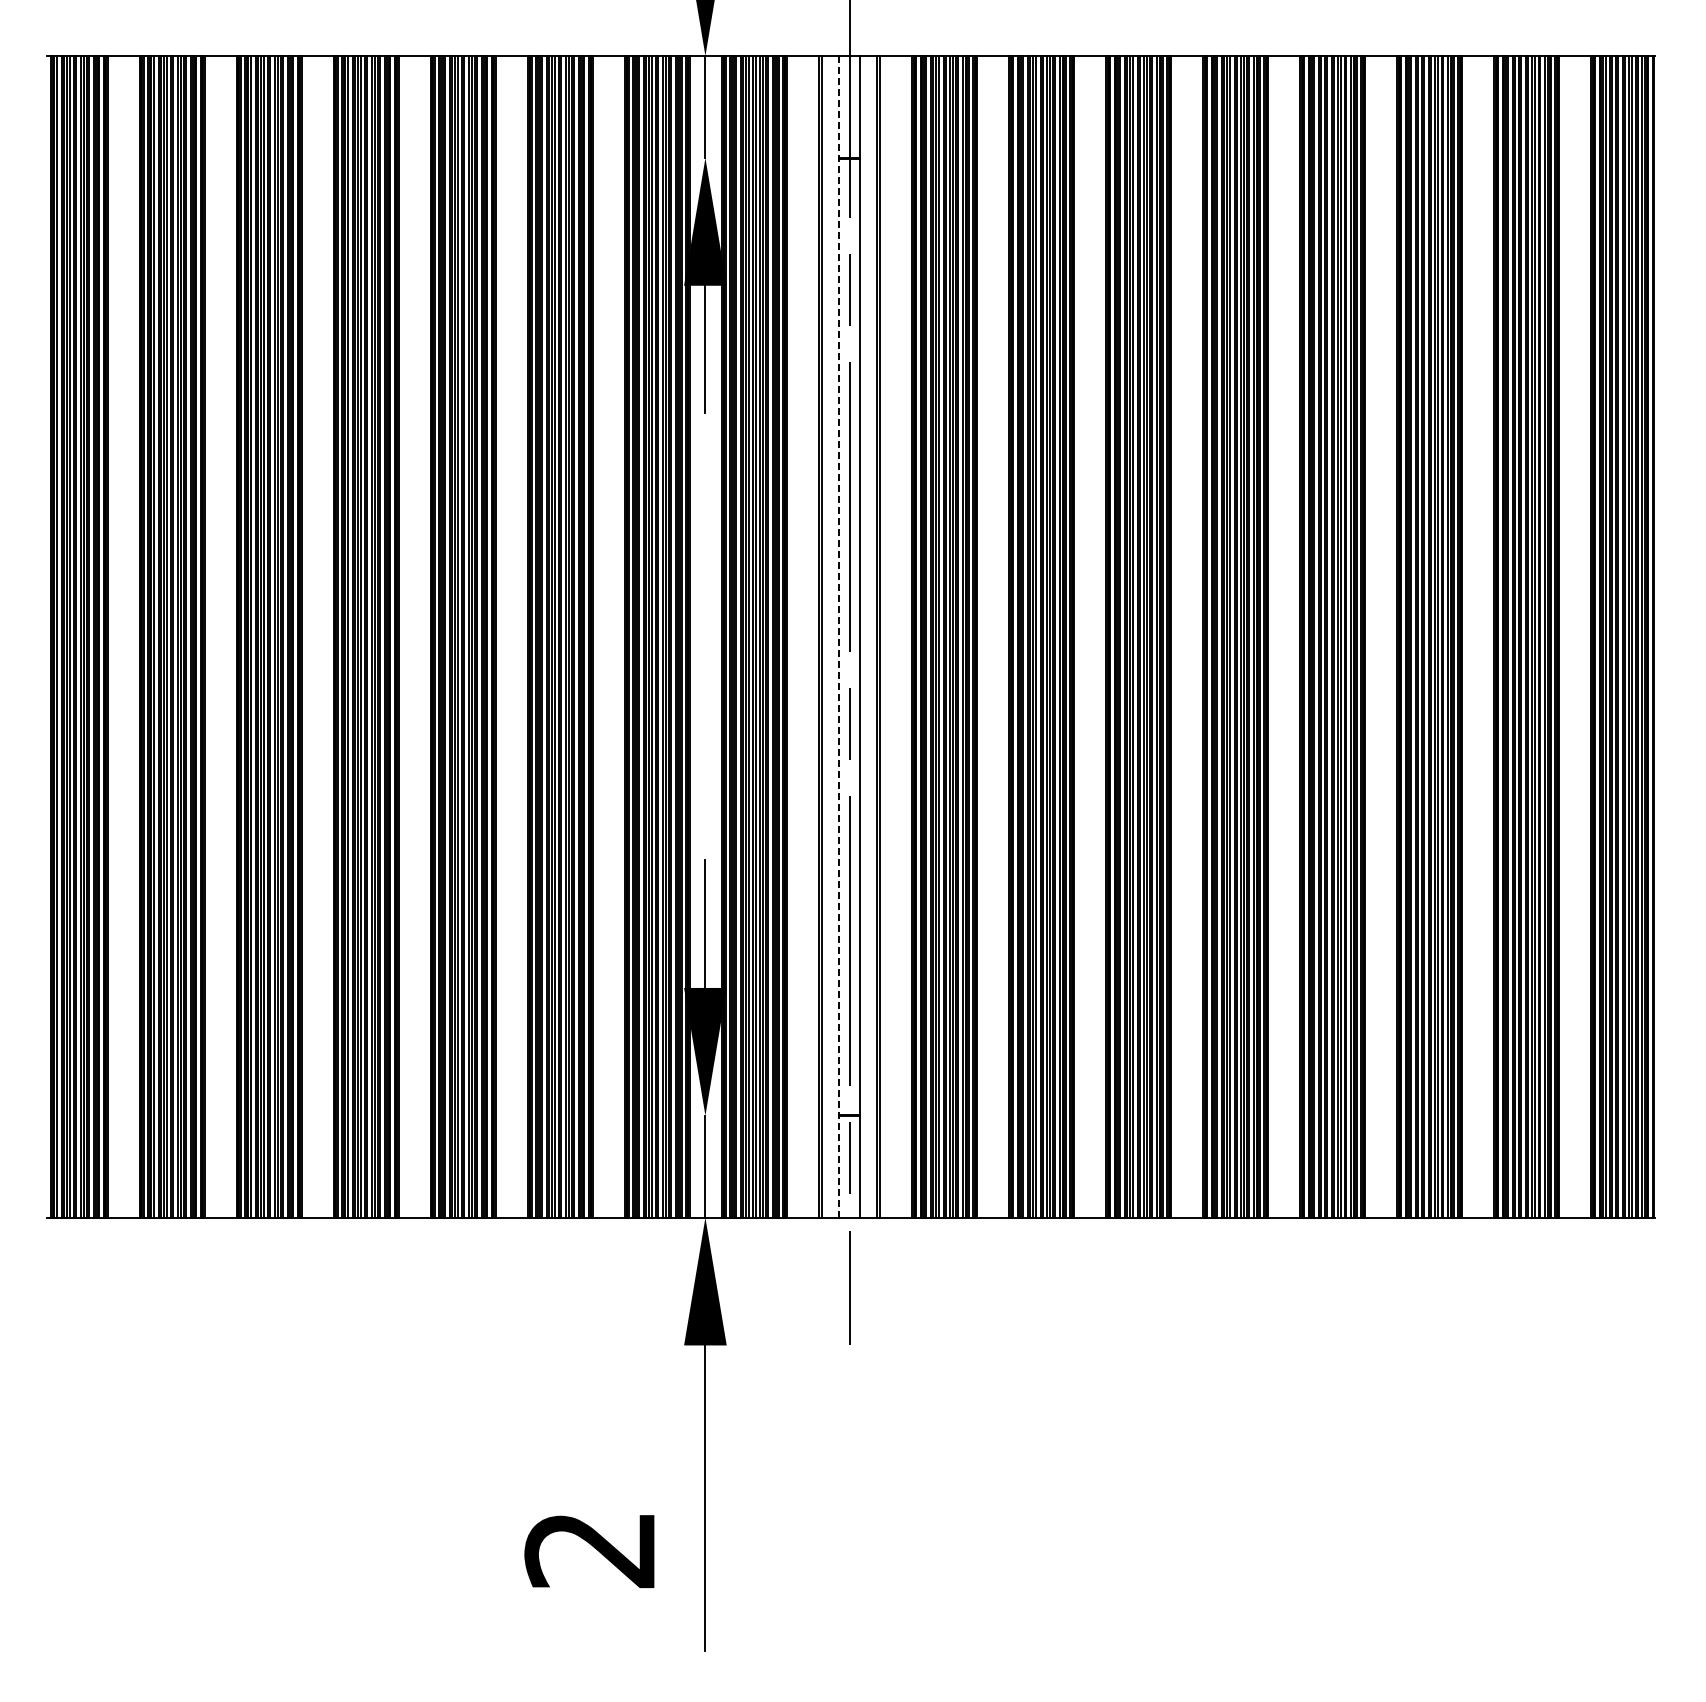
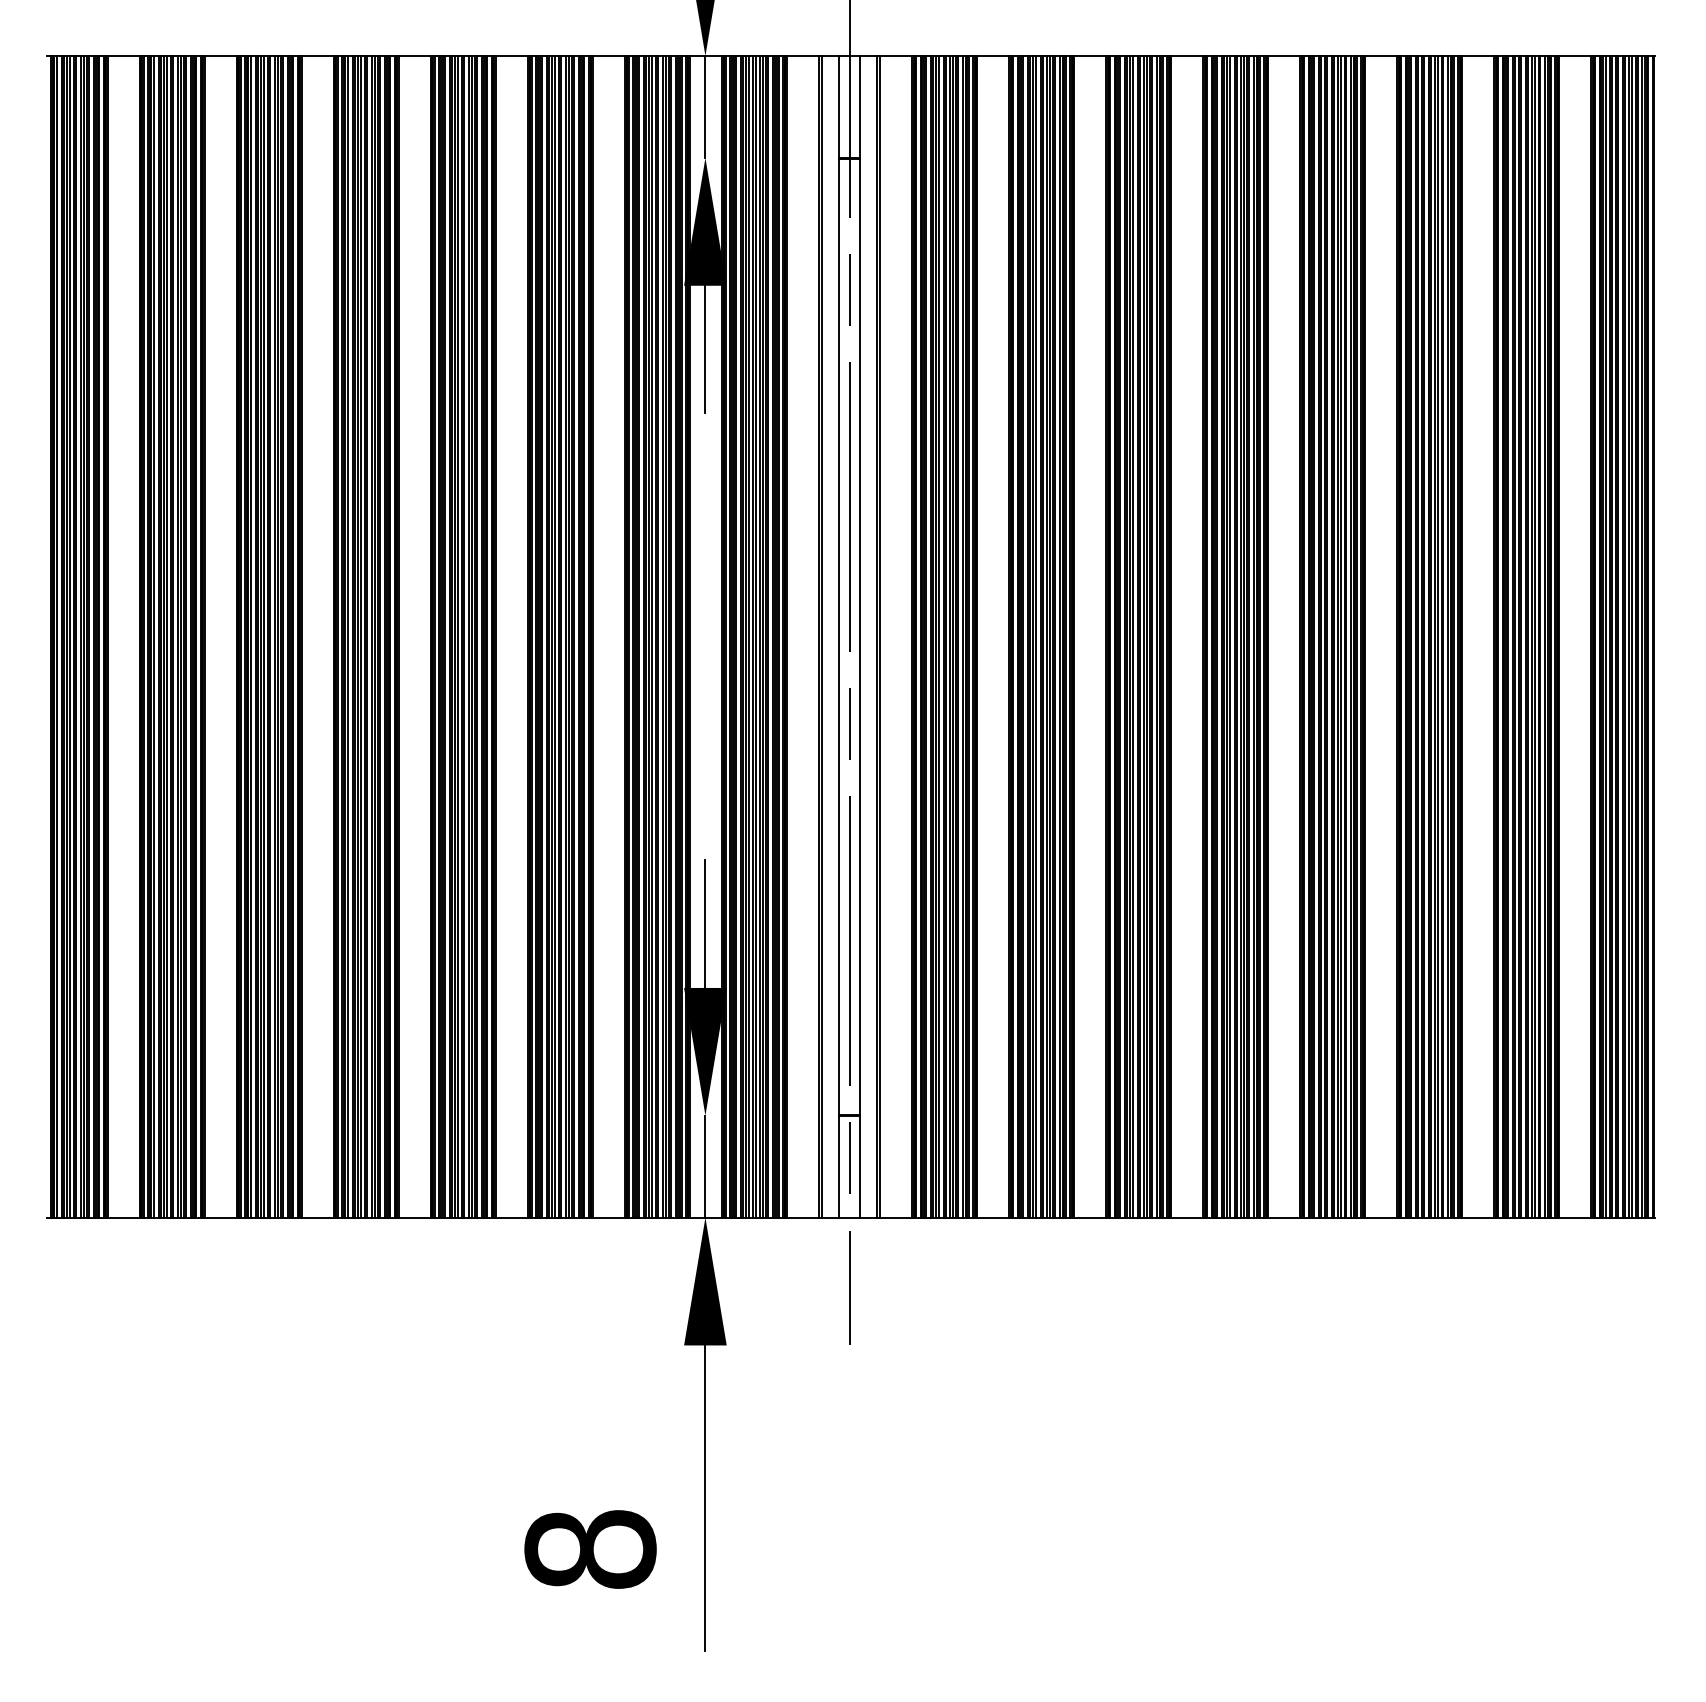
line: dashed -> solid (838, 636)
text: 2 -> 8 (590, 1549)
